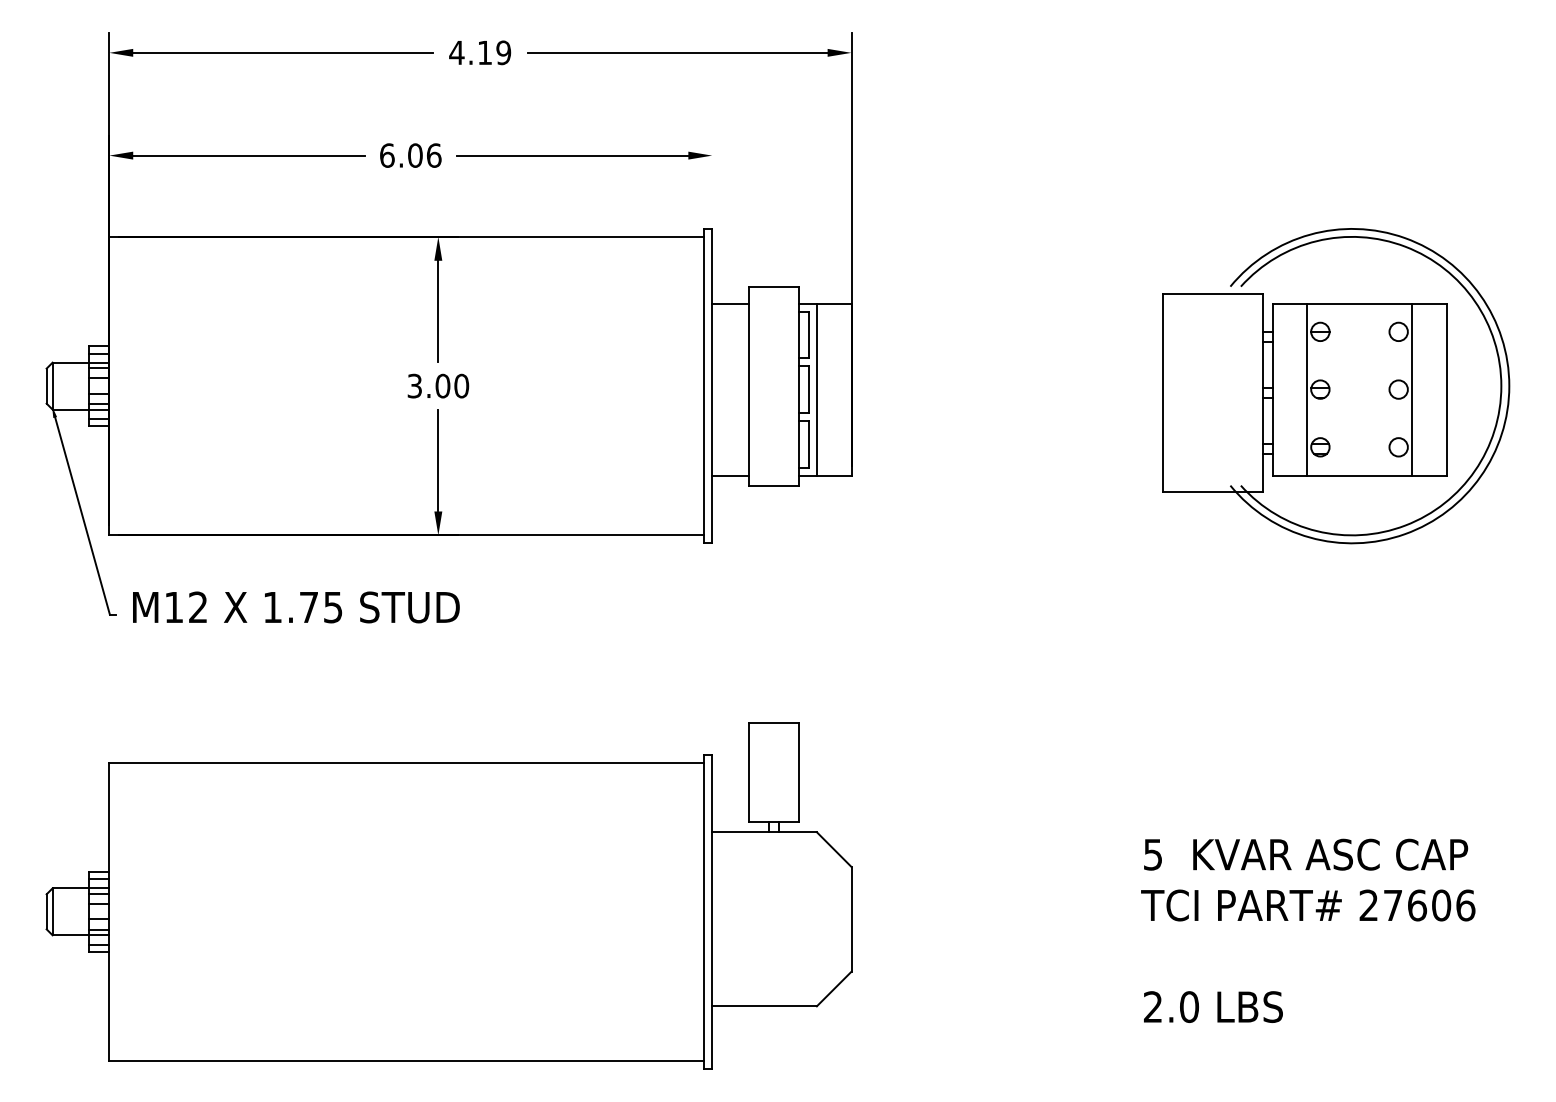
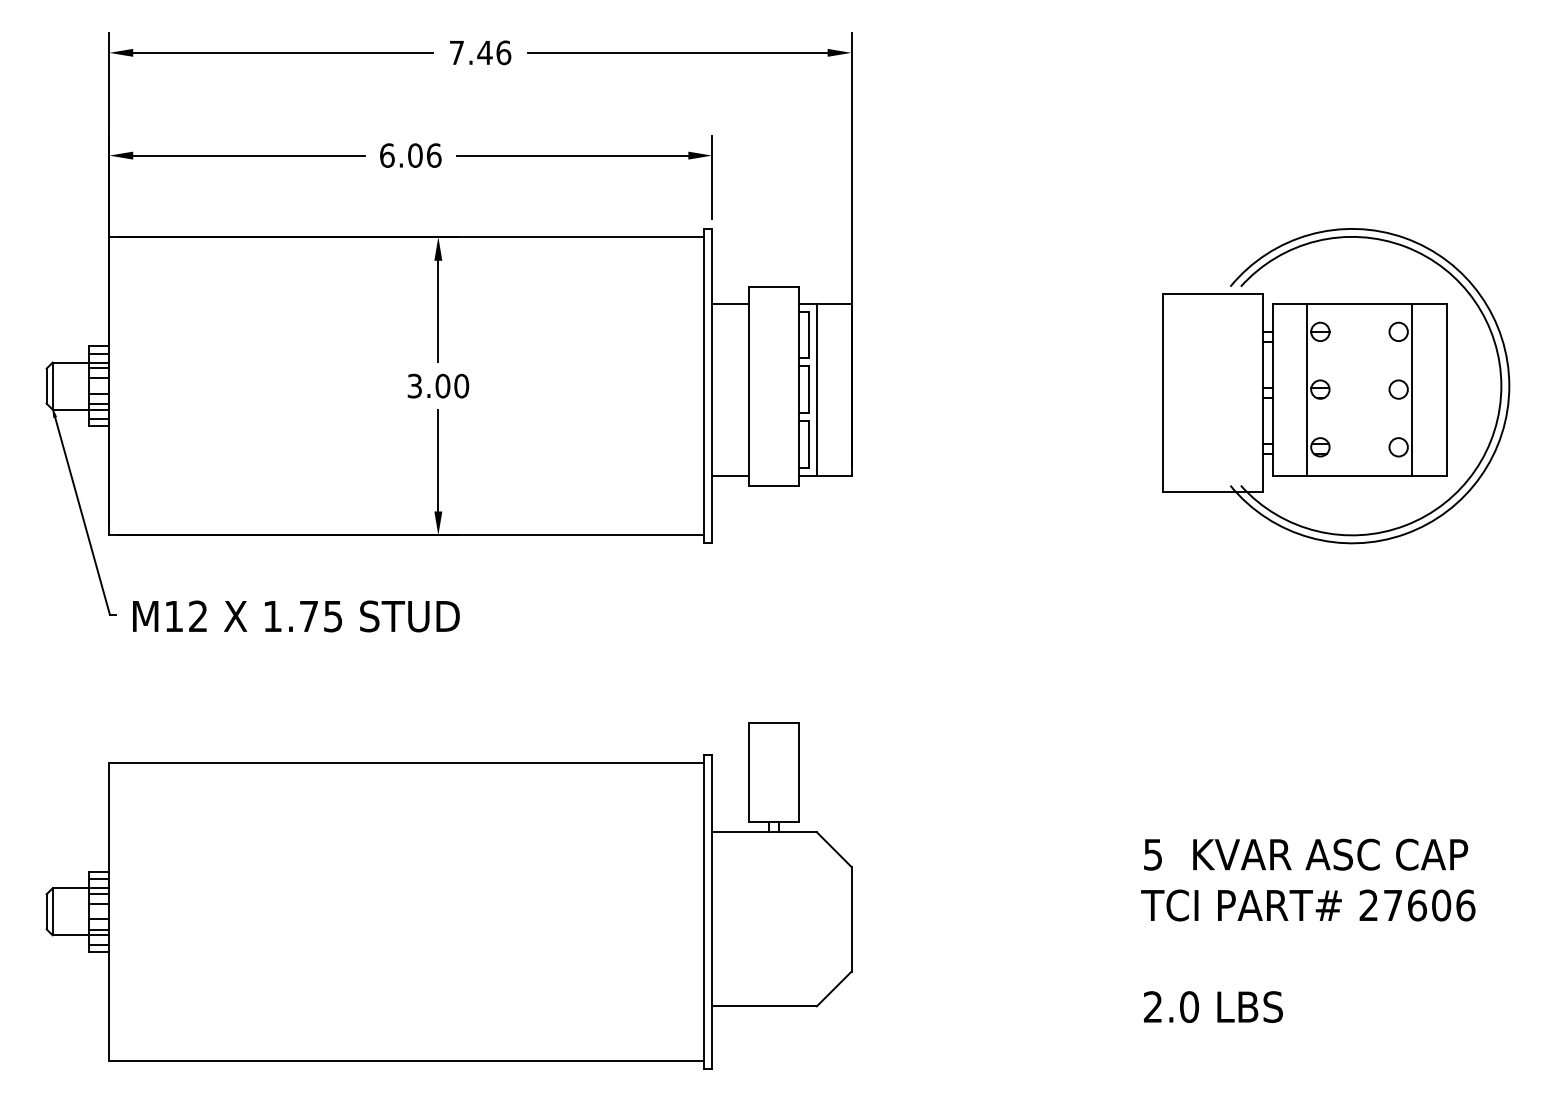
text: 4.19 -> 7.46 (480, 52)
line: none -> present (712, 177)
text position: (296, 607) -> (296, 616) (296, 616)
